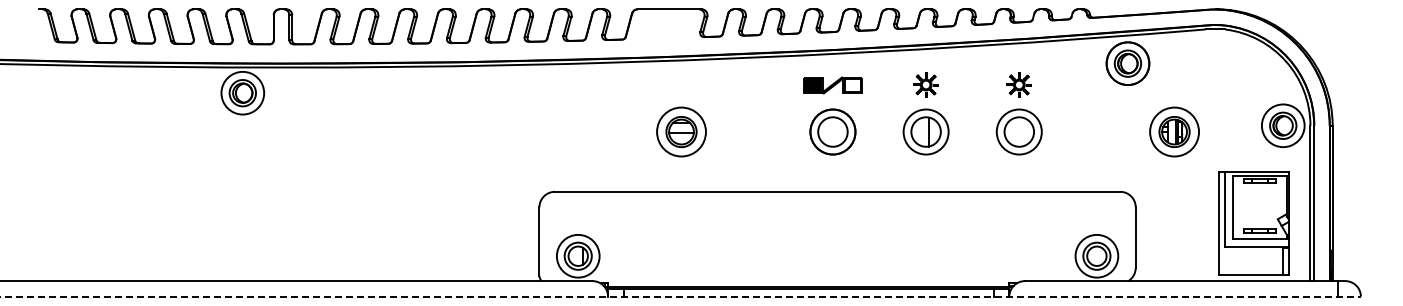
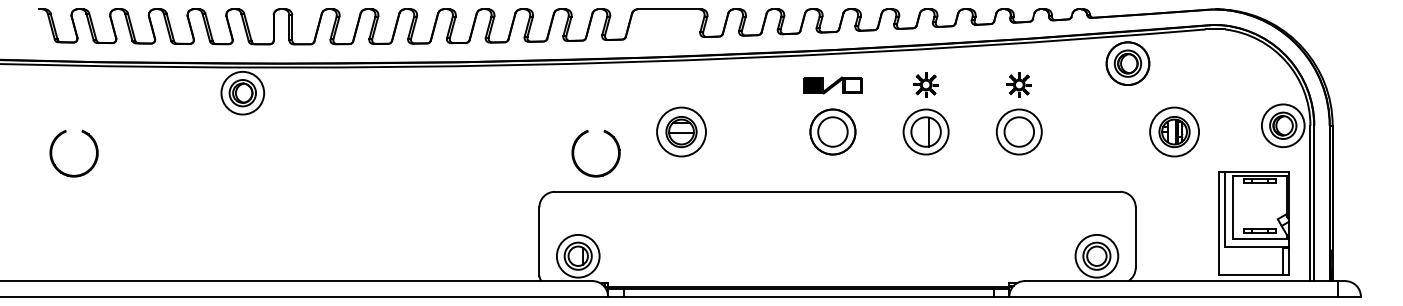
part: none -> present (56, 165)
part: none -> present (578, 165)
line: dashed -> solid (681, 296)
